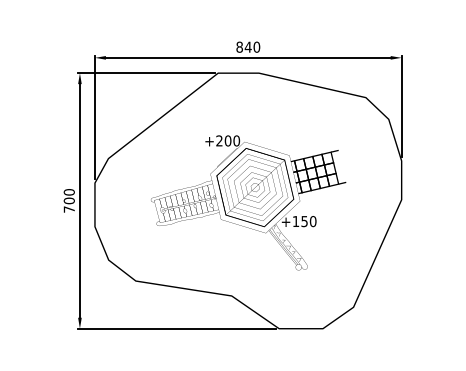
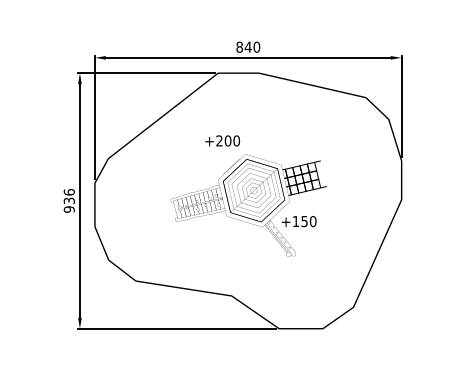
text: 700 -> 936 (68, 200)
part size: 196x136 px -> 157x115 px (248, 199)
